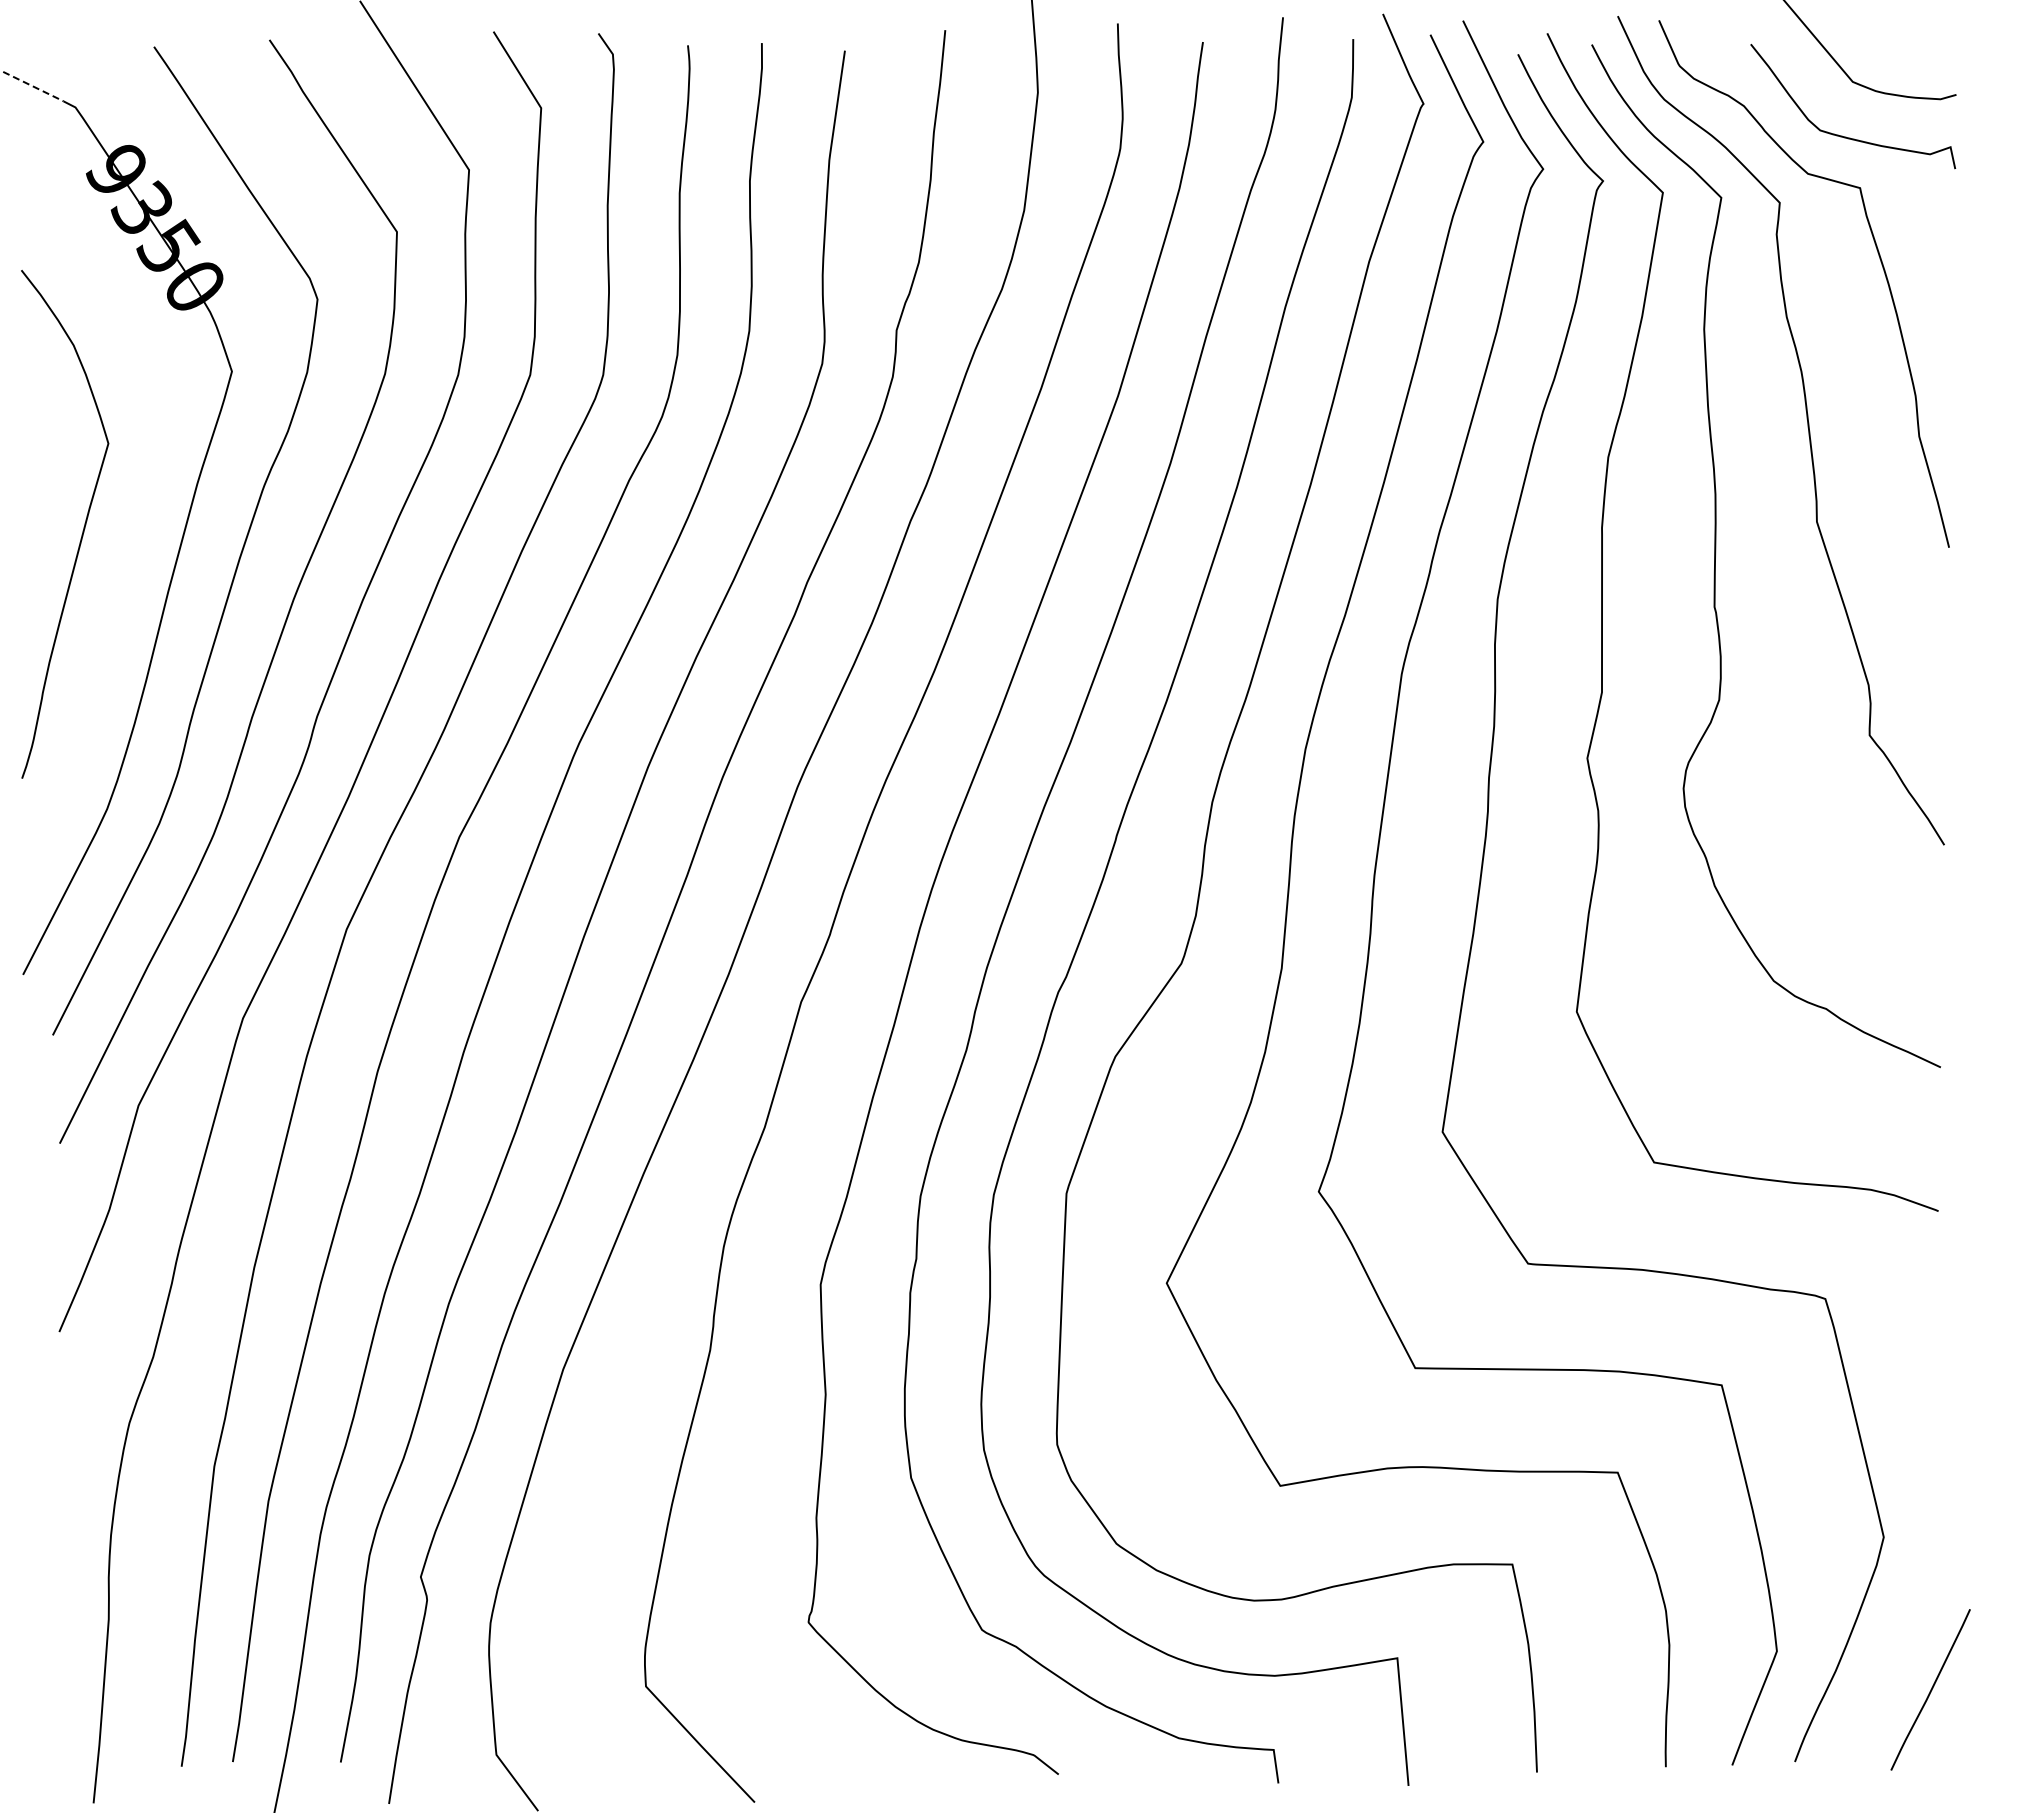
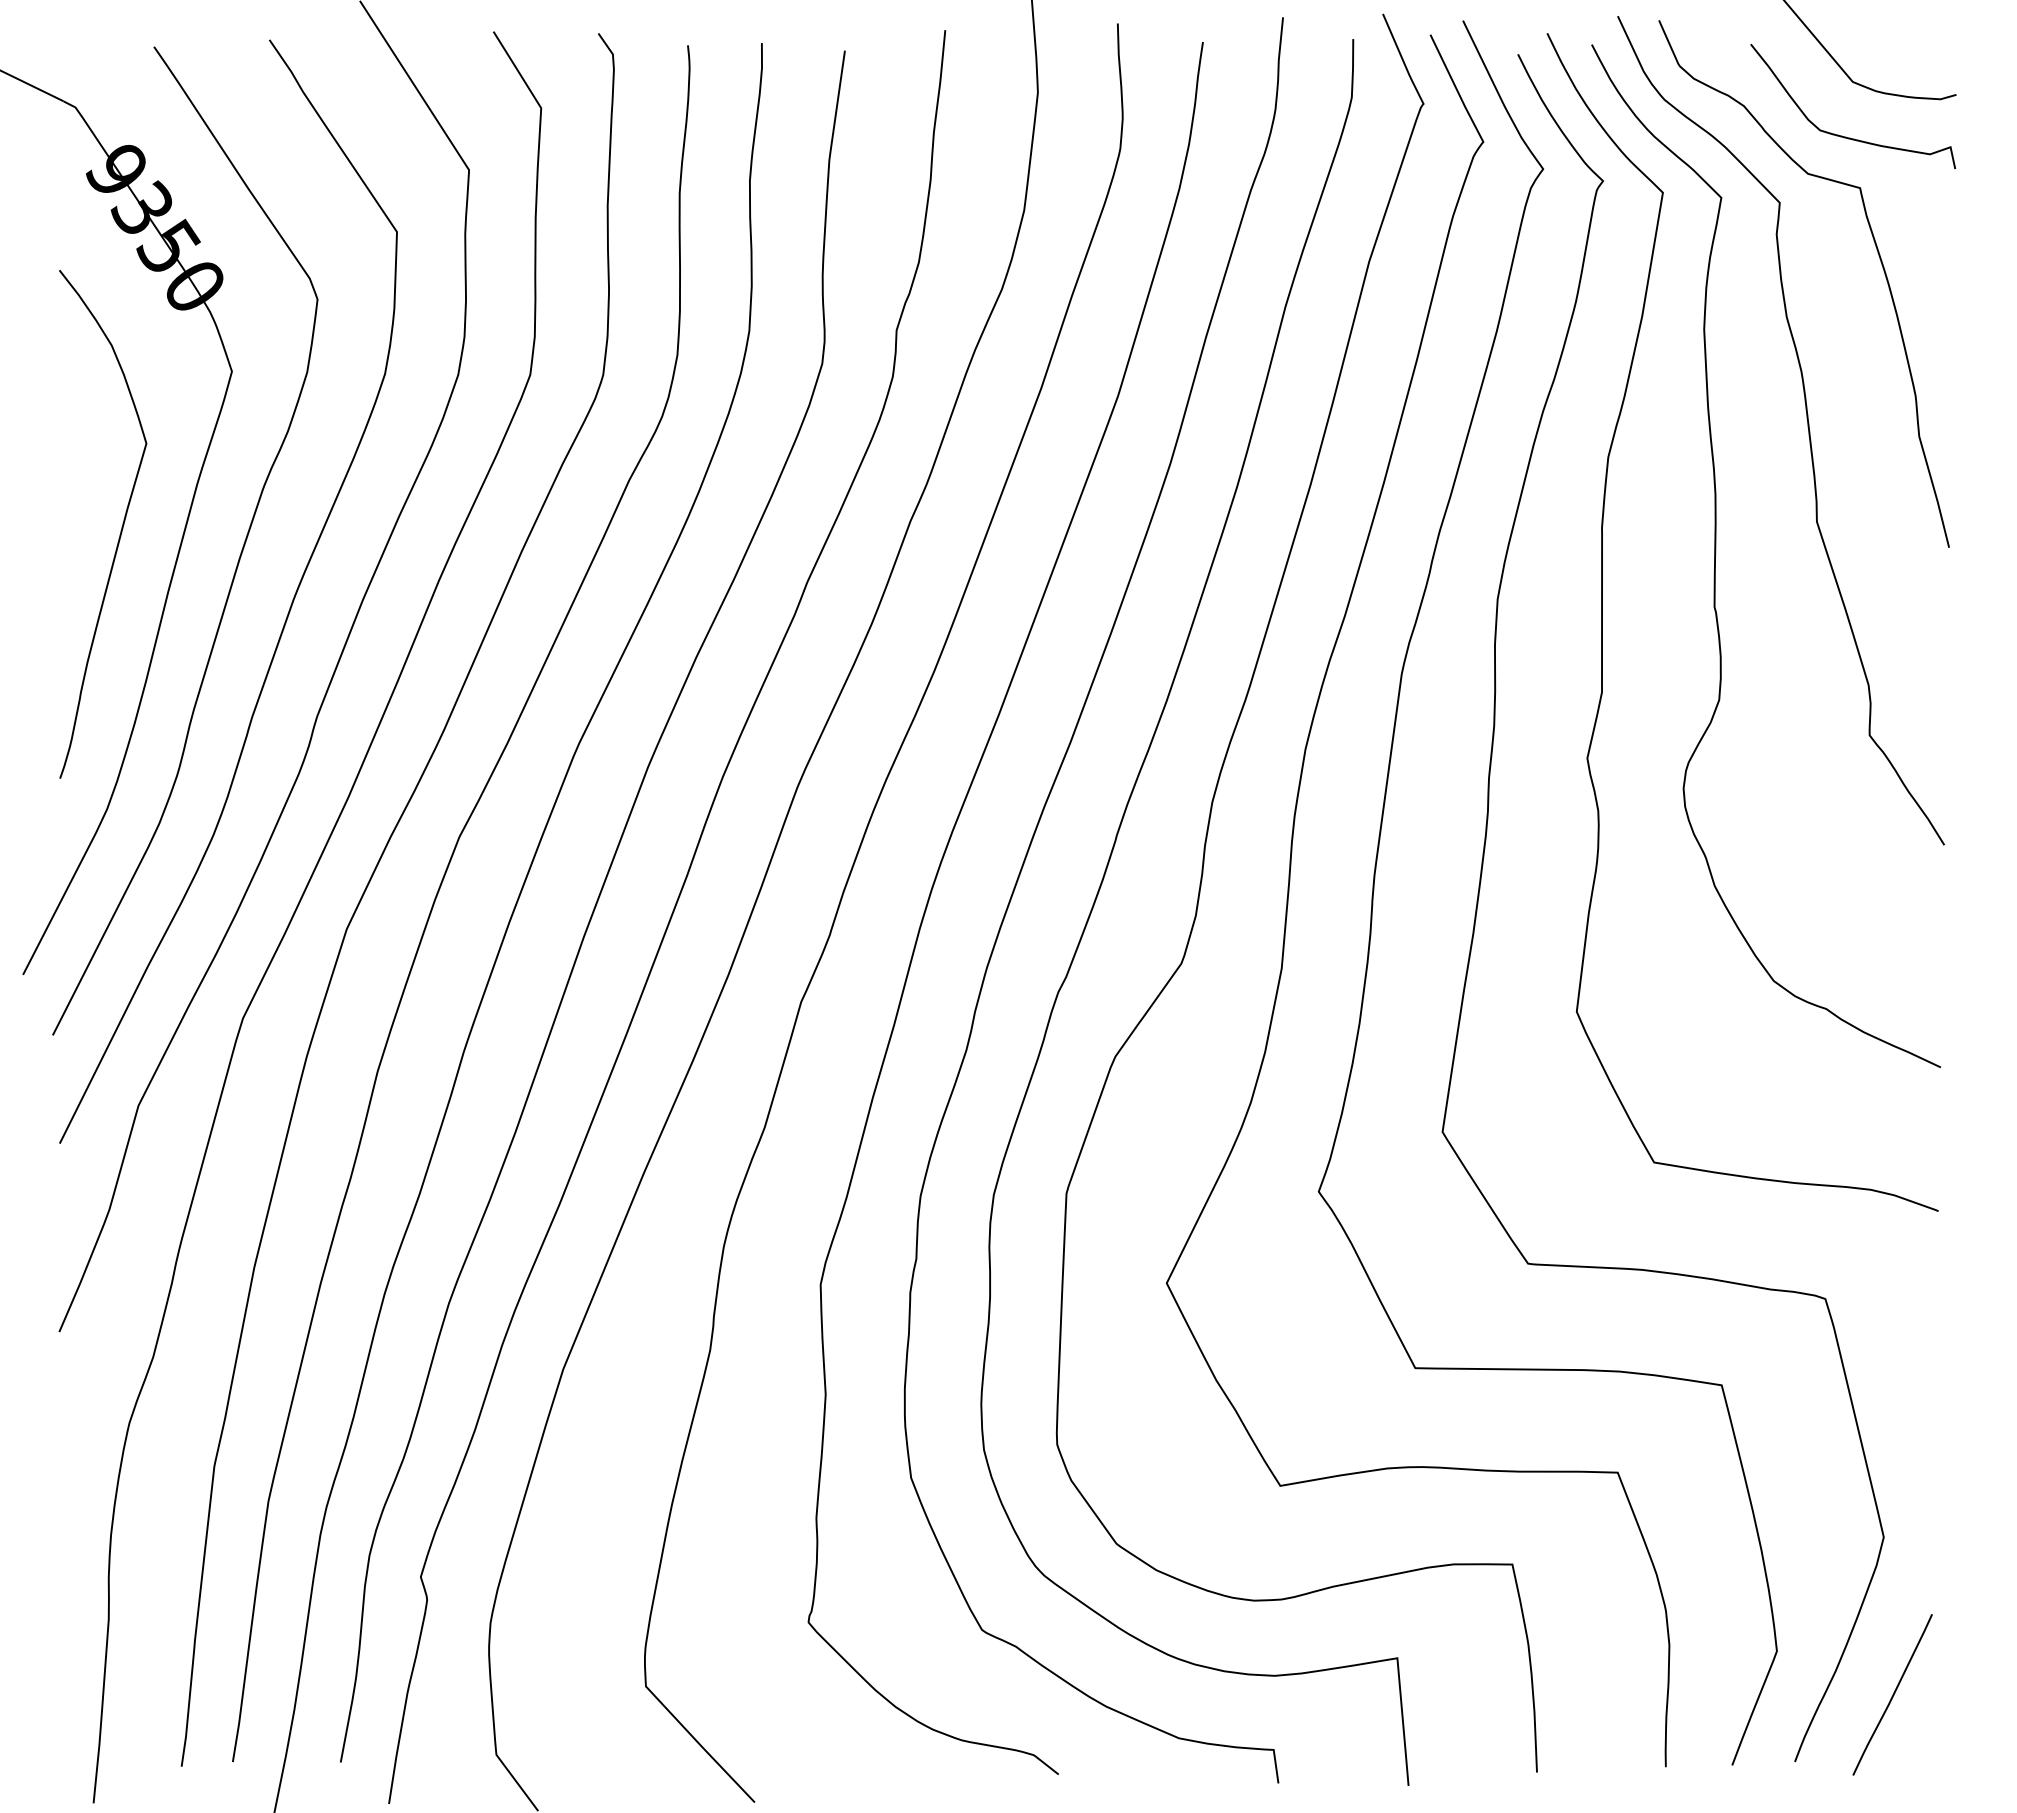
line: dashed -> solid (32, 86)
curve position: (82, 530) -> (120, 530) (120, 530)
curve position: (1930, 1689) -> (1892, 1694) (1892, 1694)
